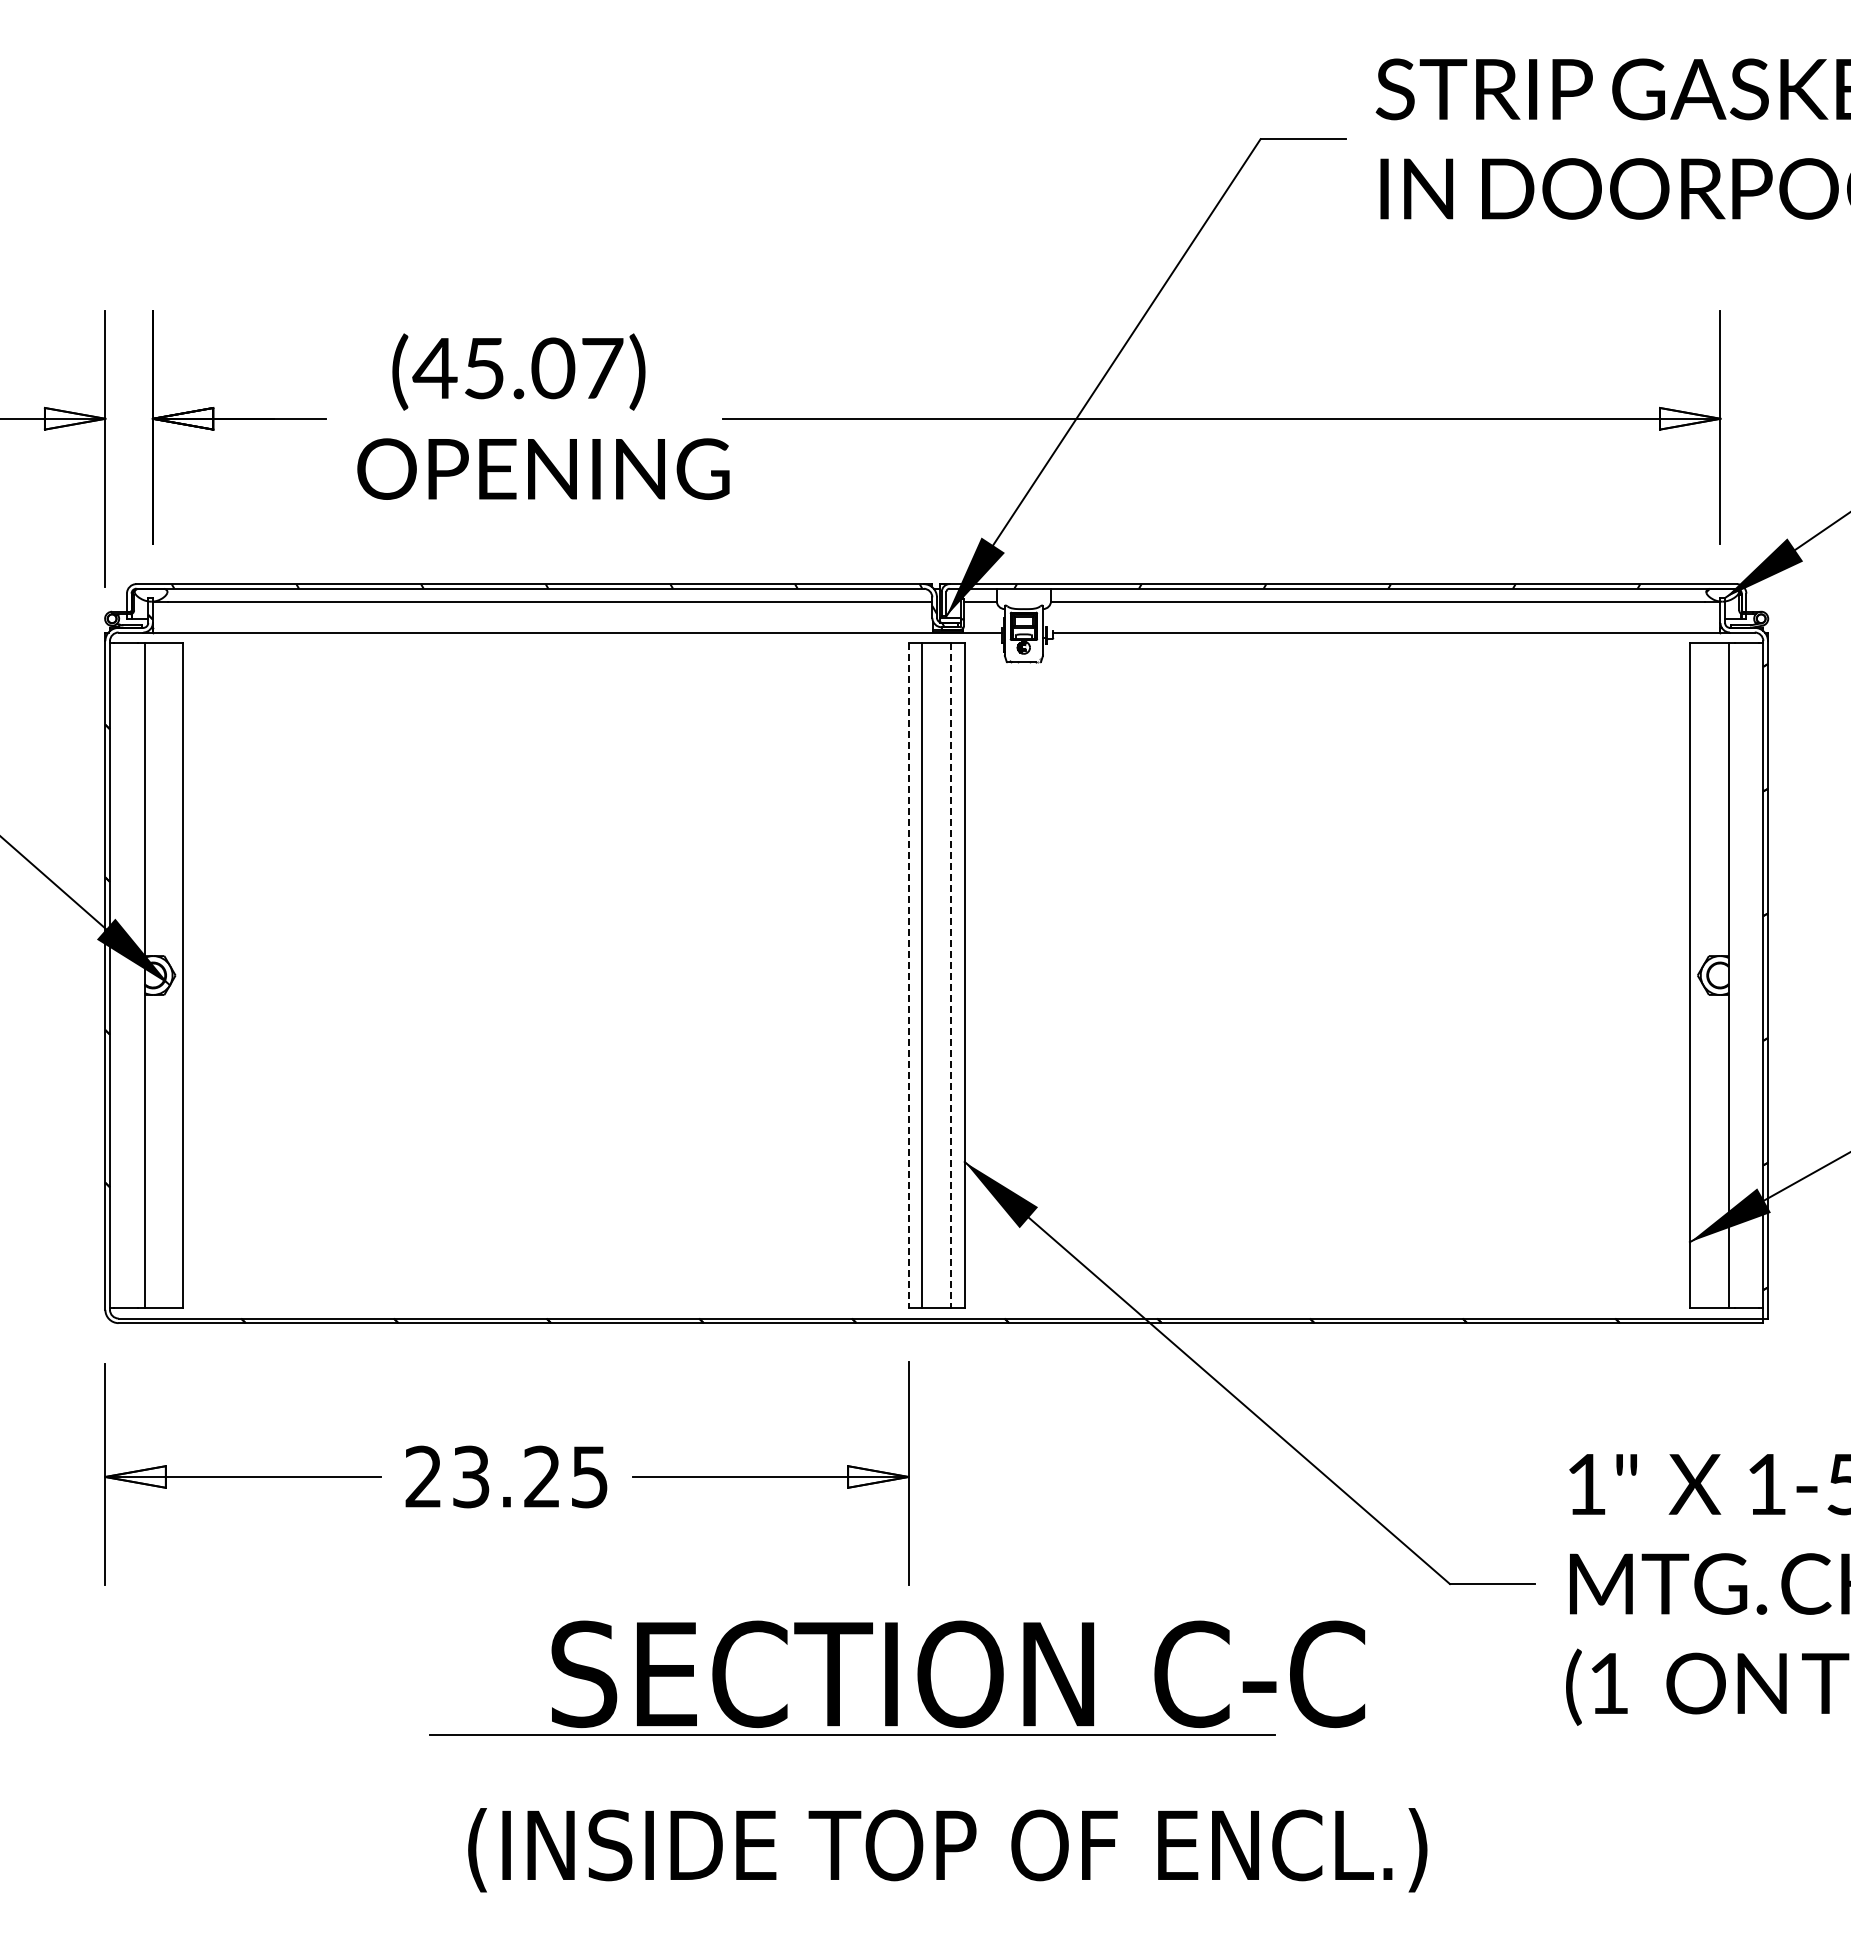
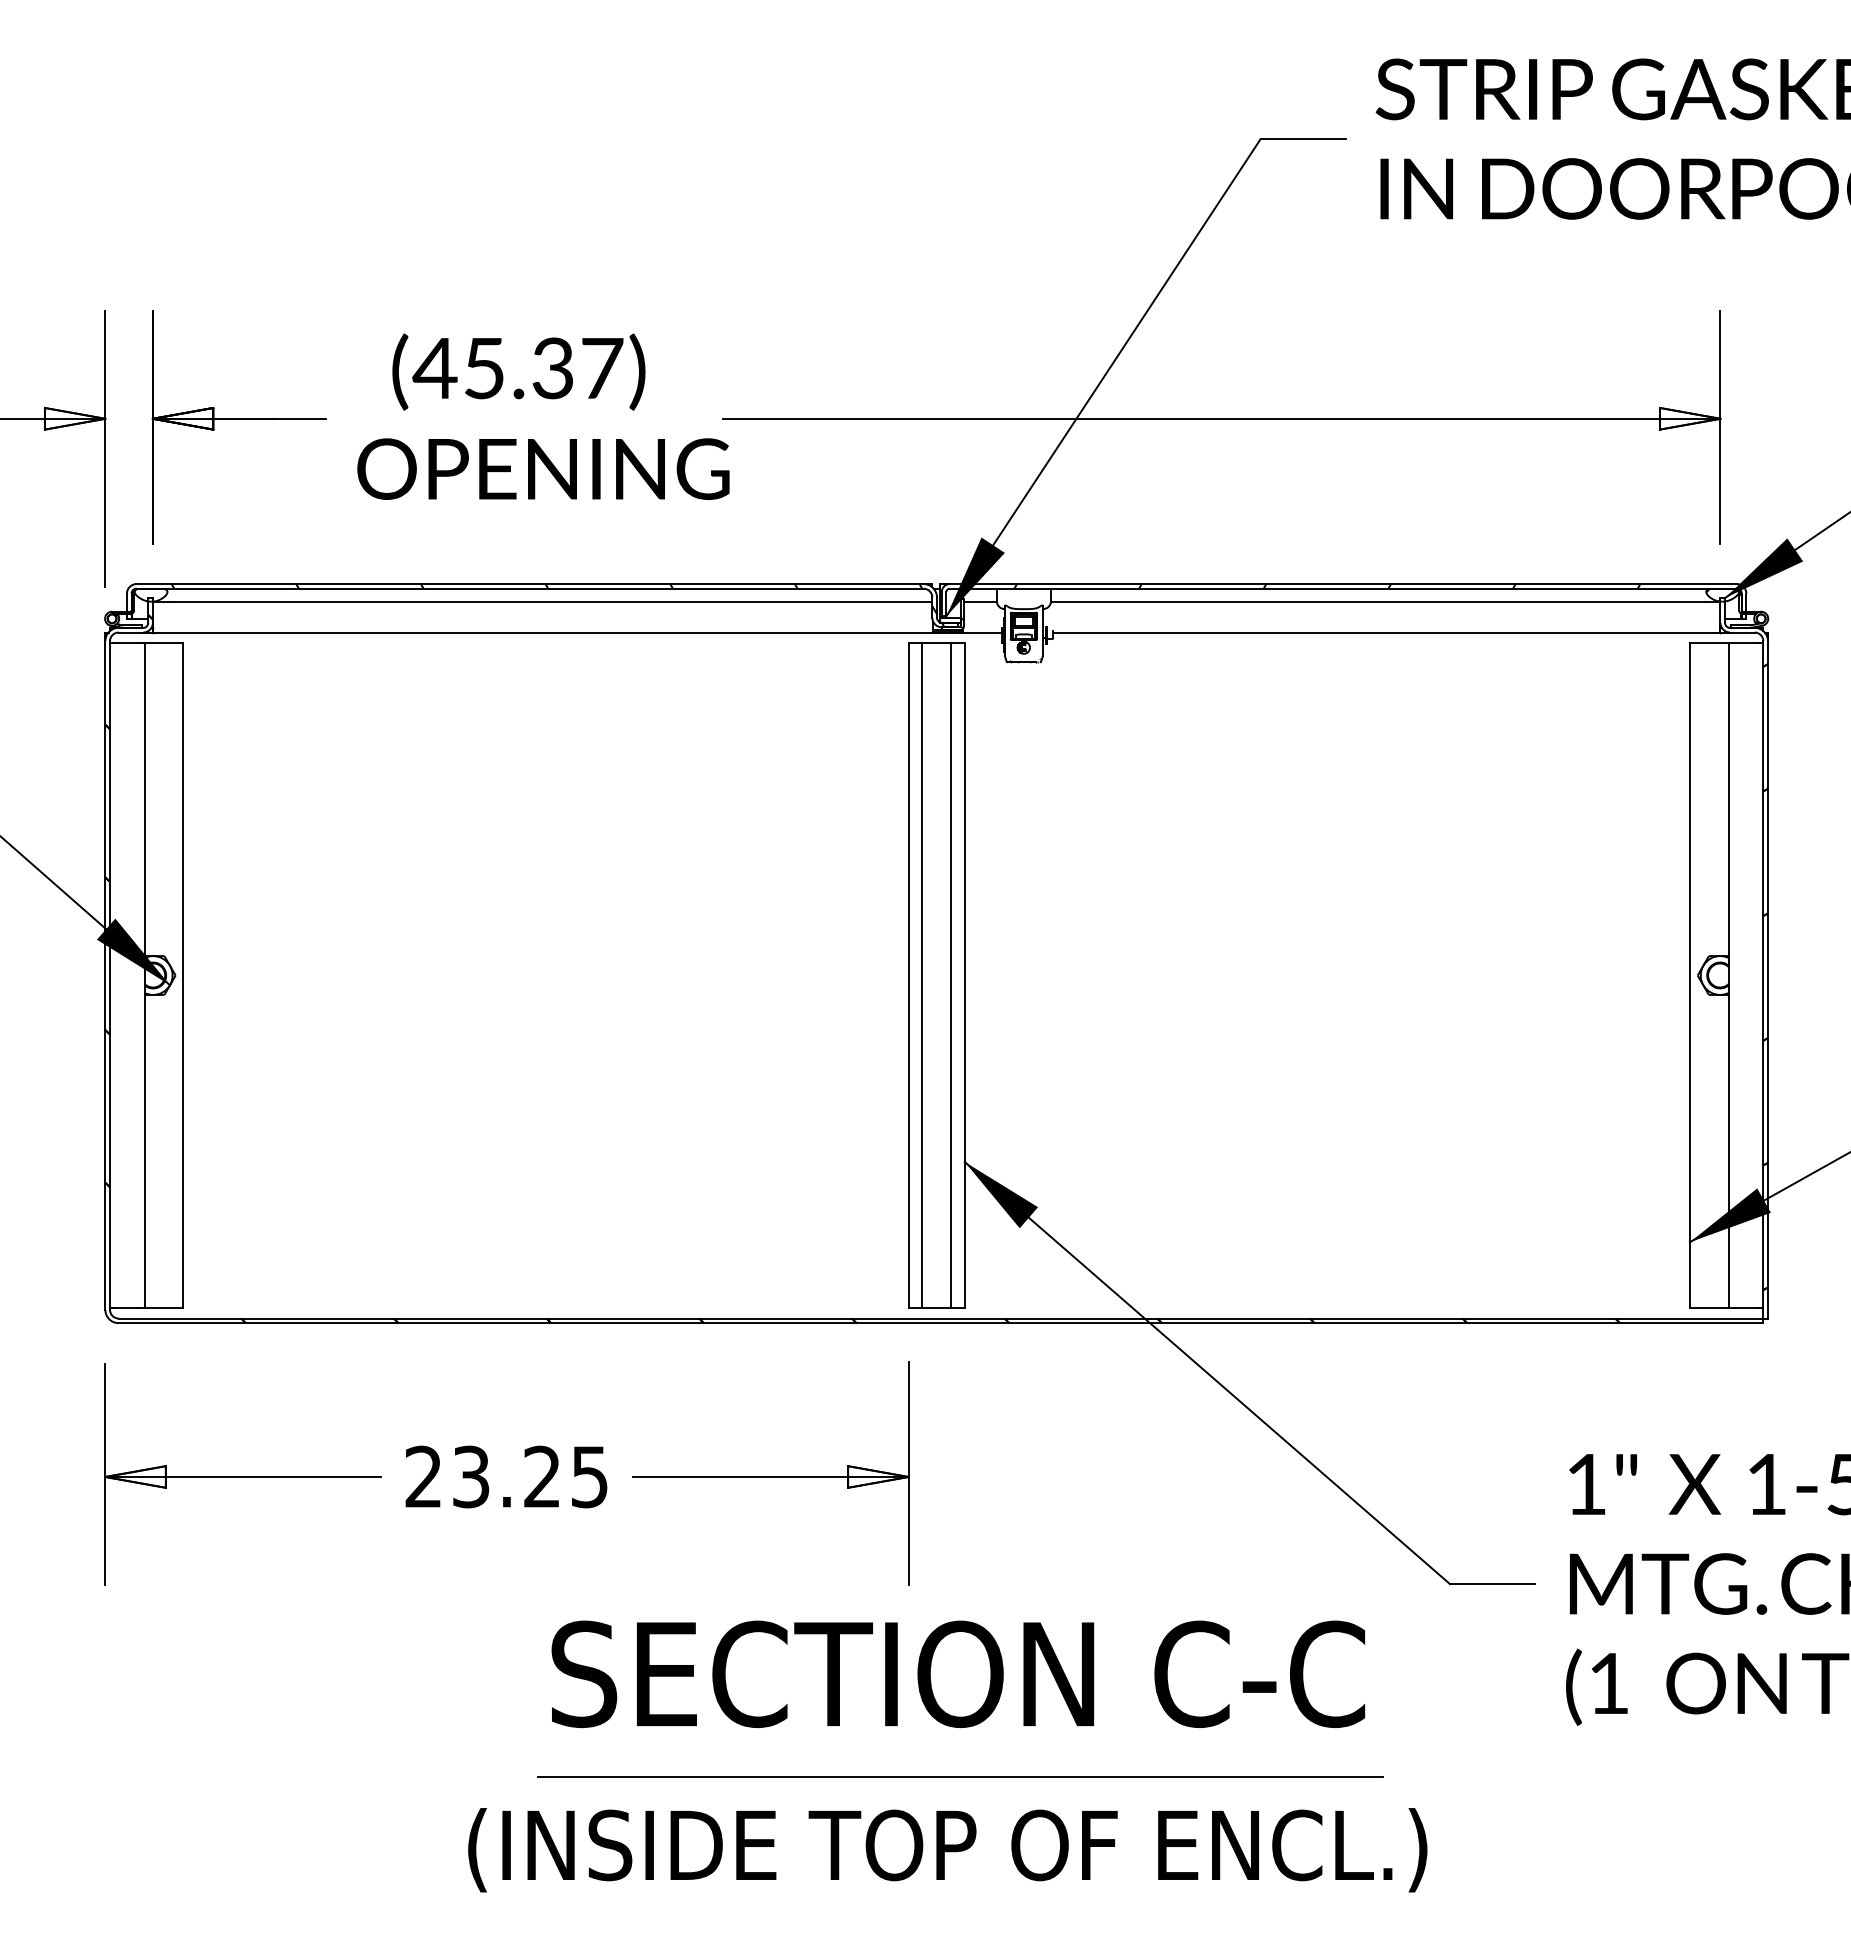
text: (45.07) -> (45.37) (553, 368)
line: dashed -> solid (908, 975)
line: dashed -> solid (951, 975)
line position: (852, 1734) -> (960, 1776) (960, 1776)
